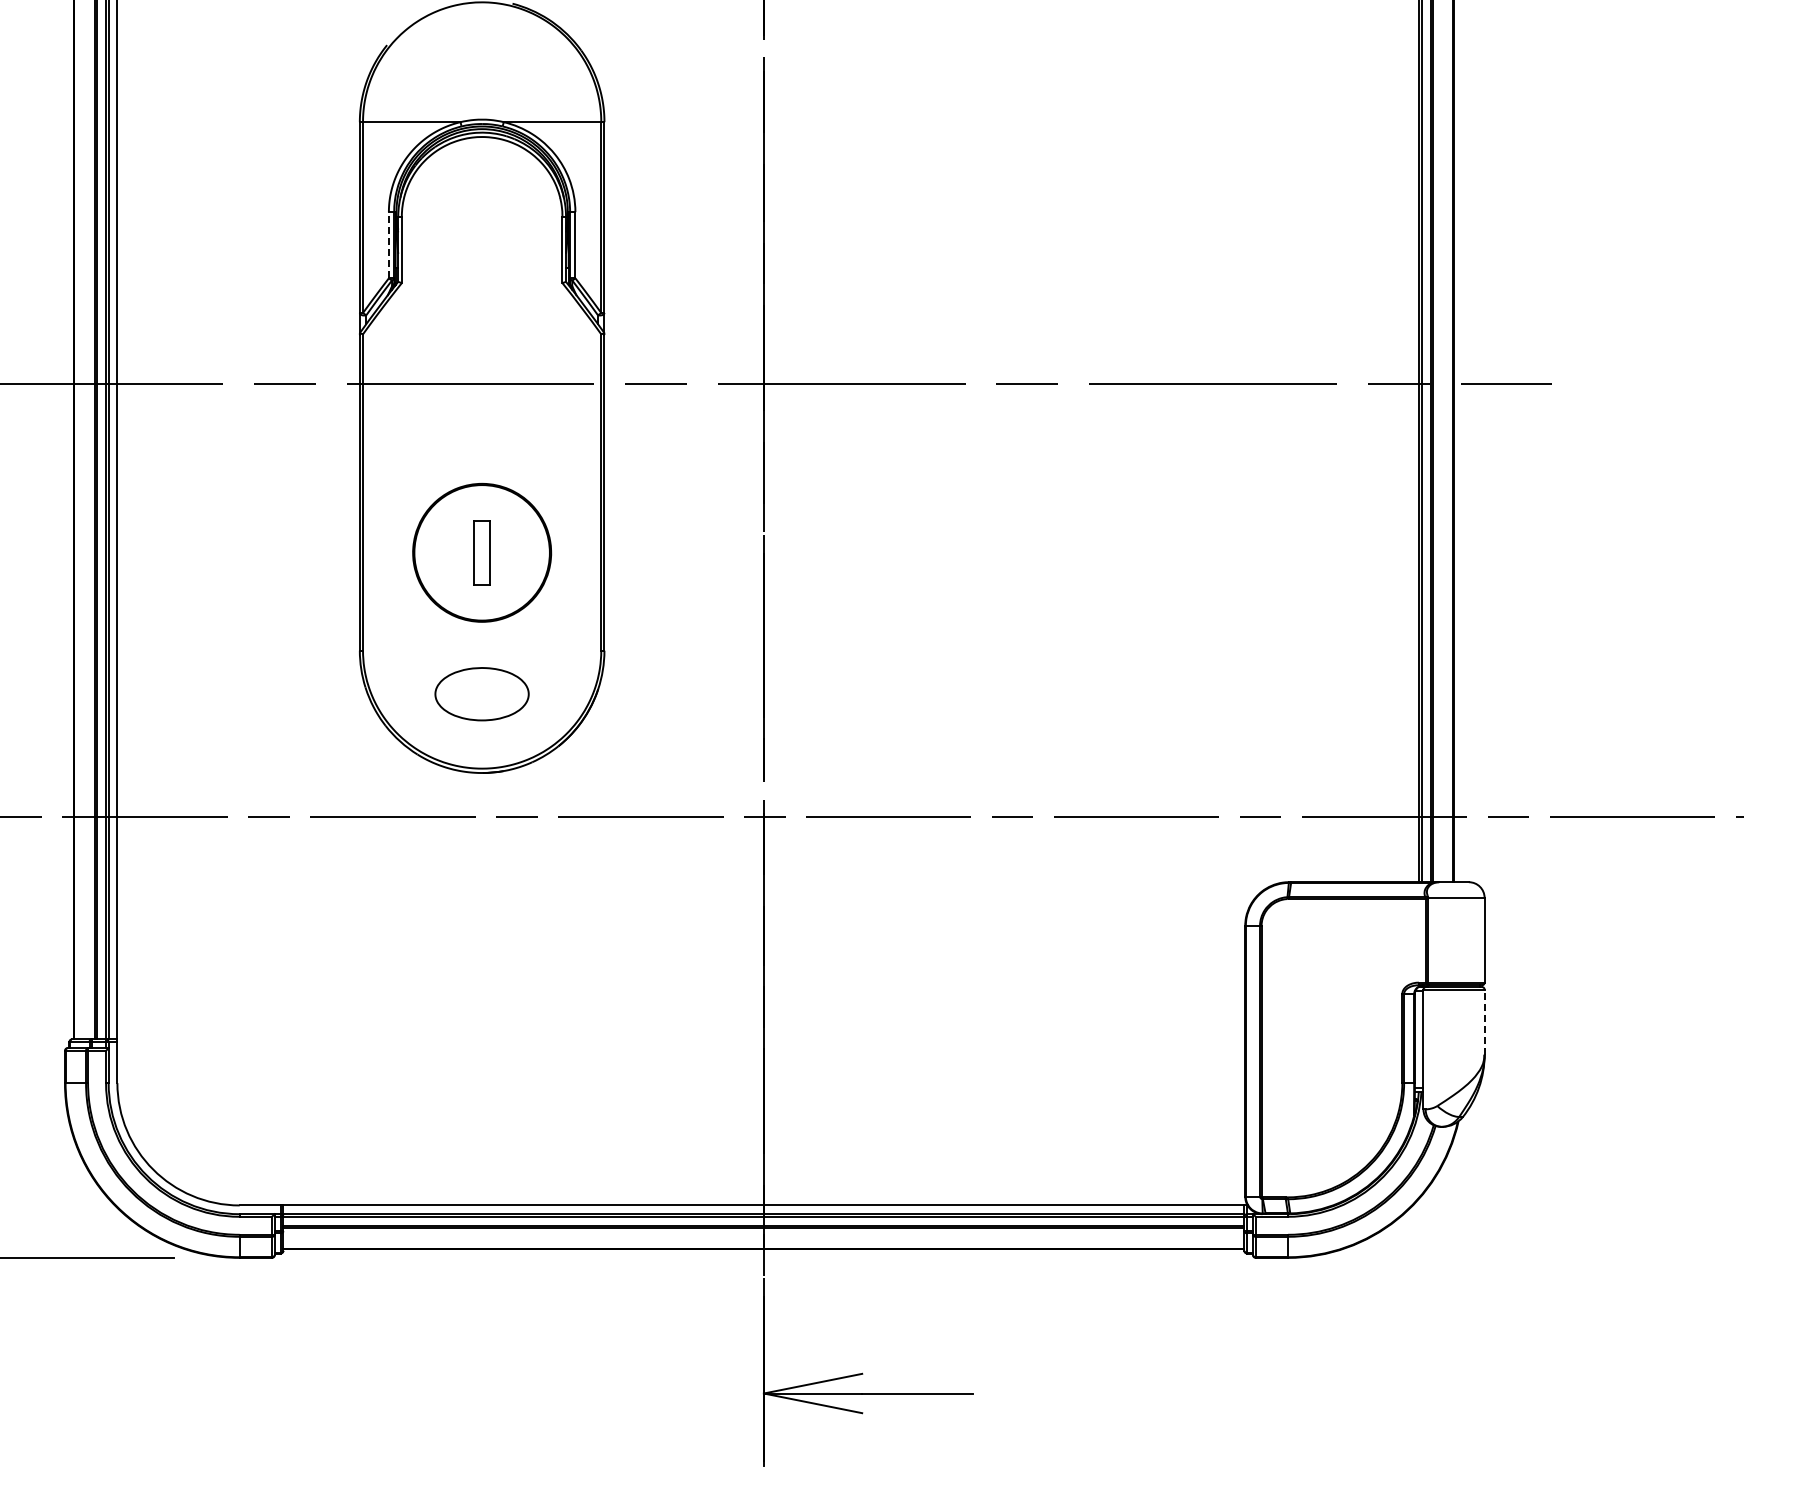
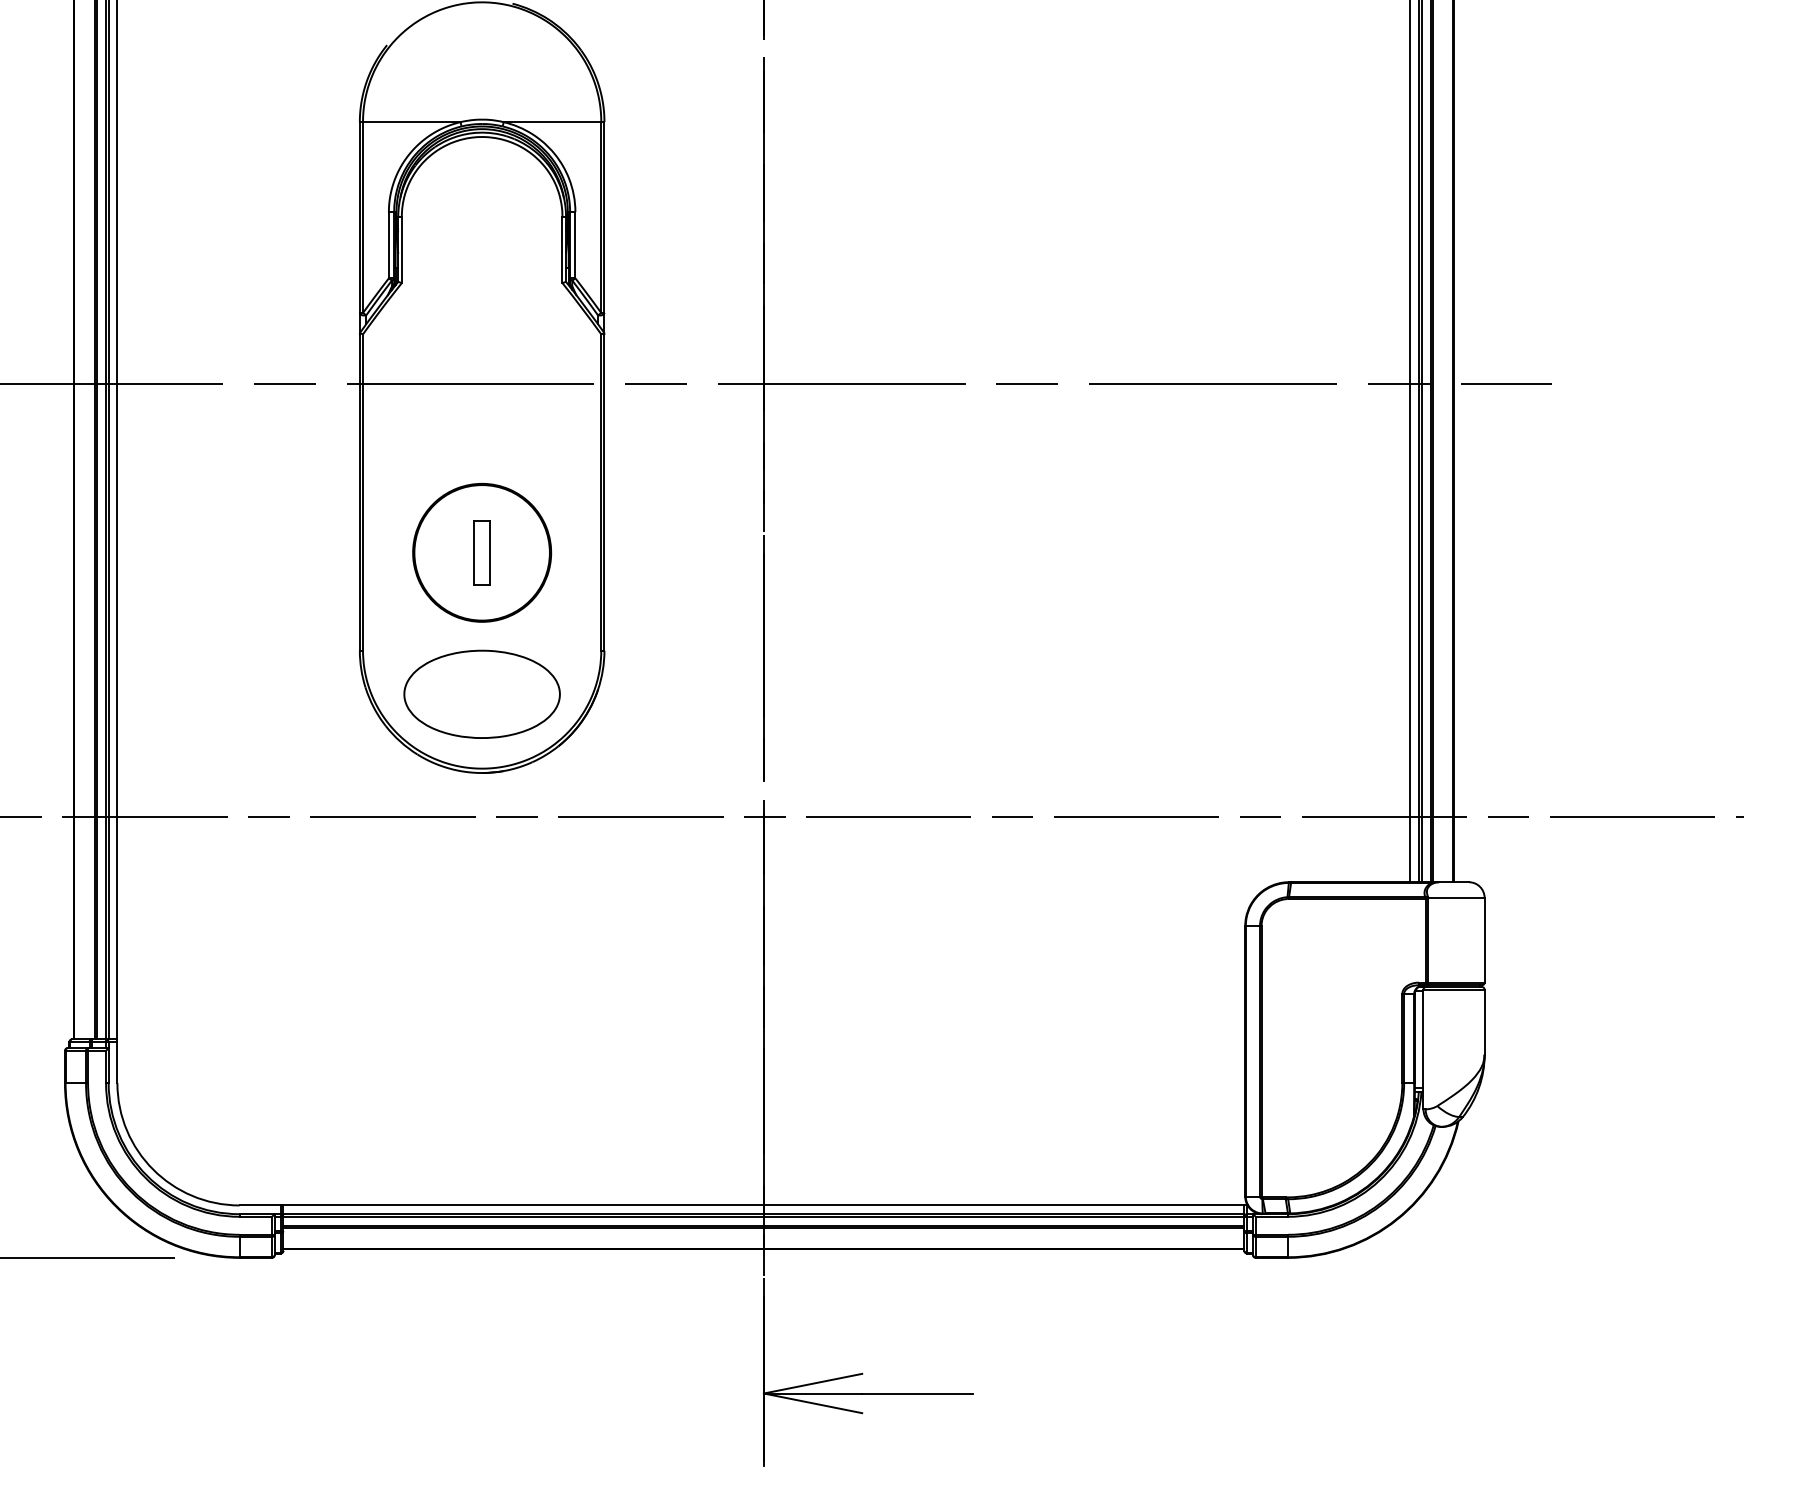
line: dashed -> solid (388, 244)
line: none -> present (1410, 442)
part size: 96x55 px -> 158x90 px (481, 693)
line: dashed -> solid (1484, 1022)
